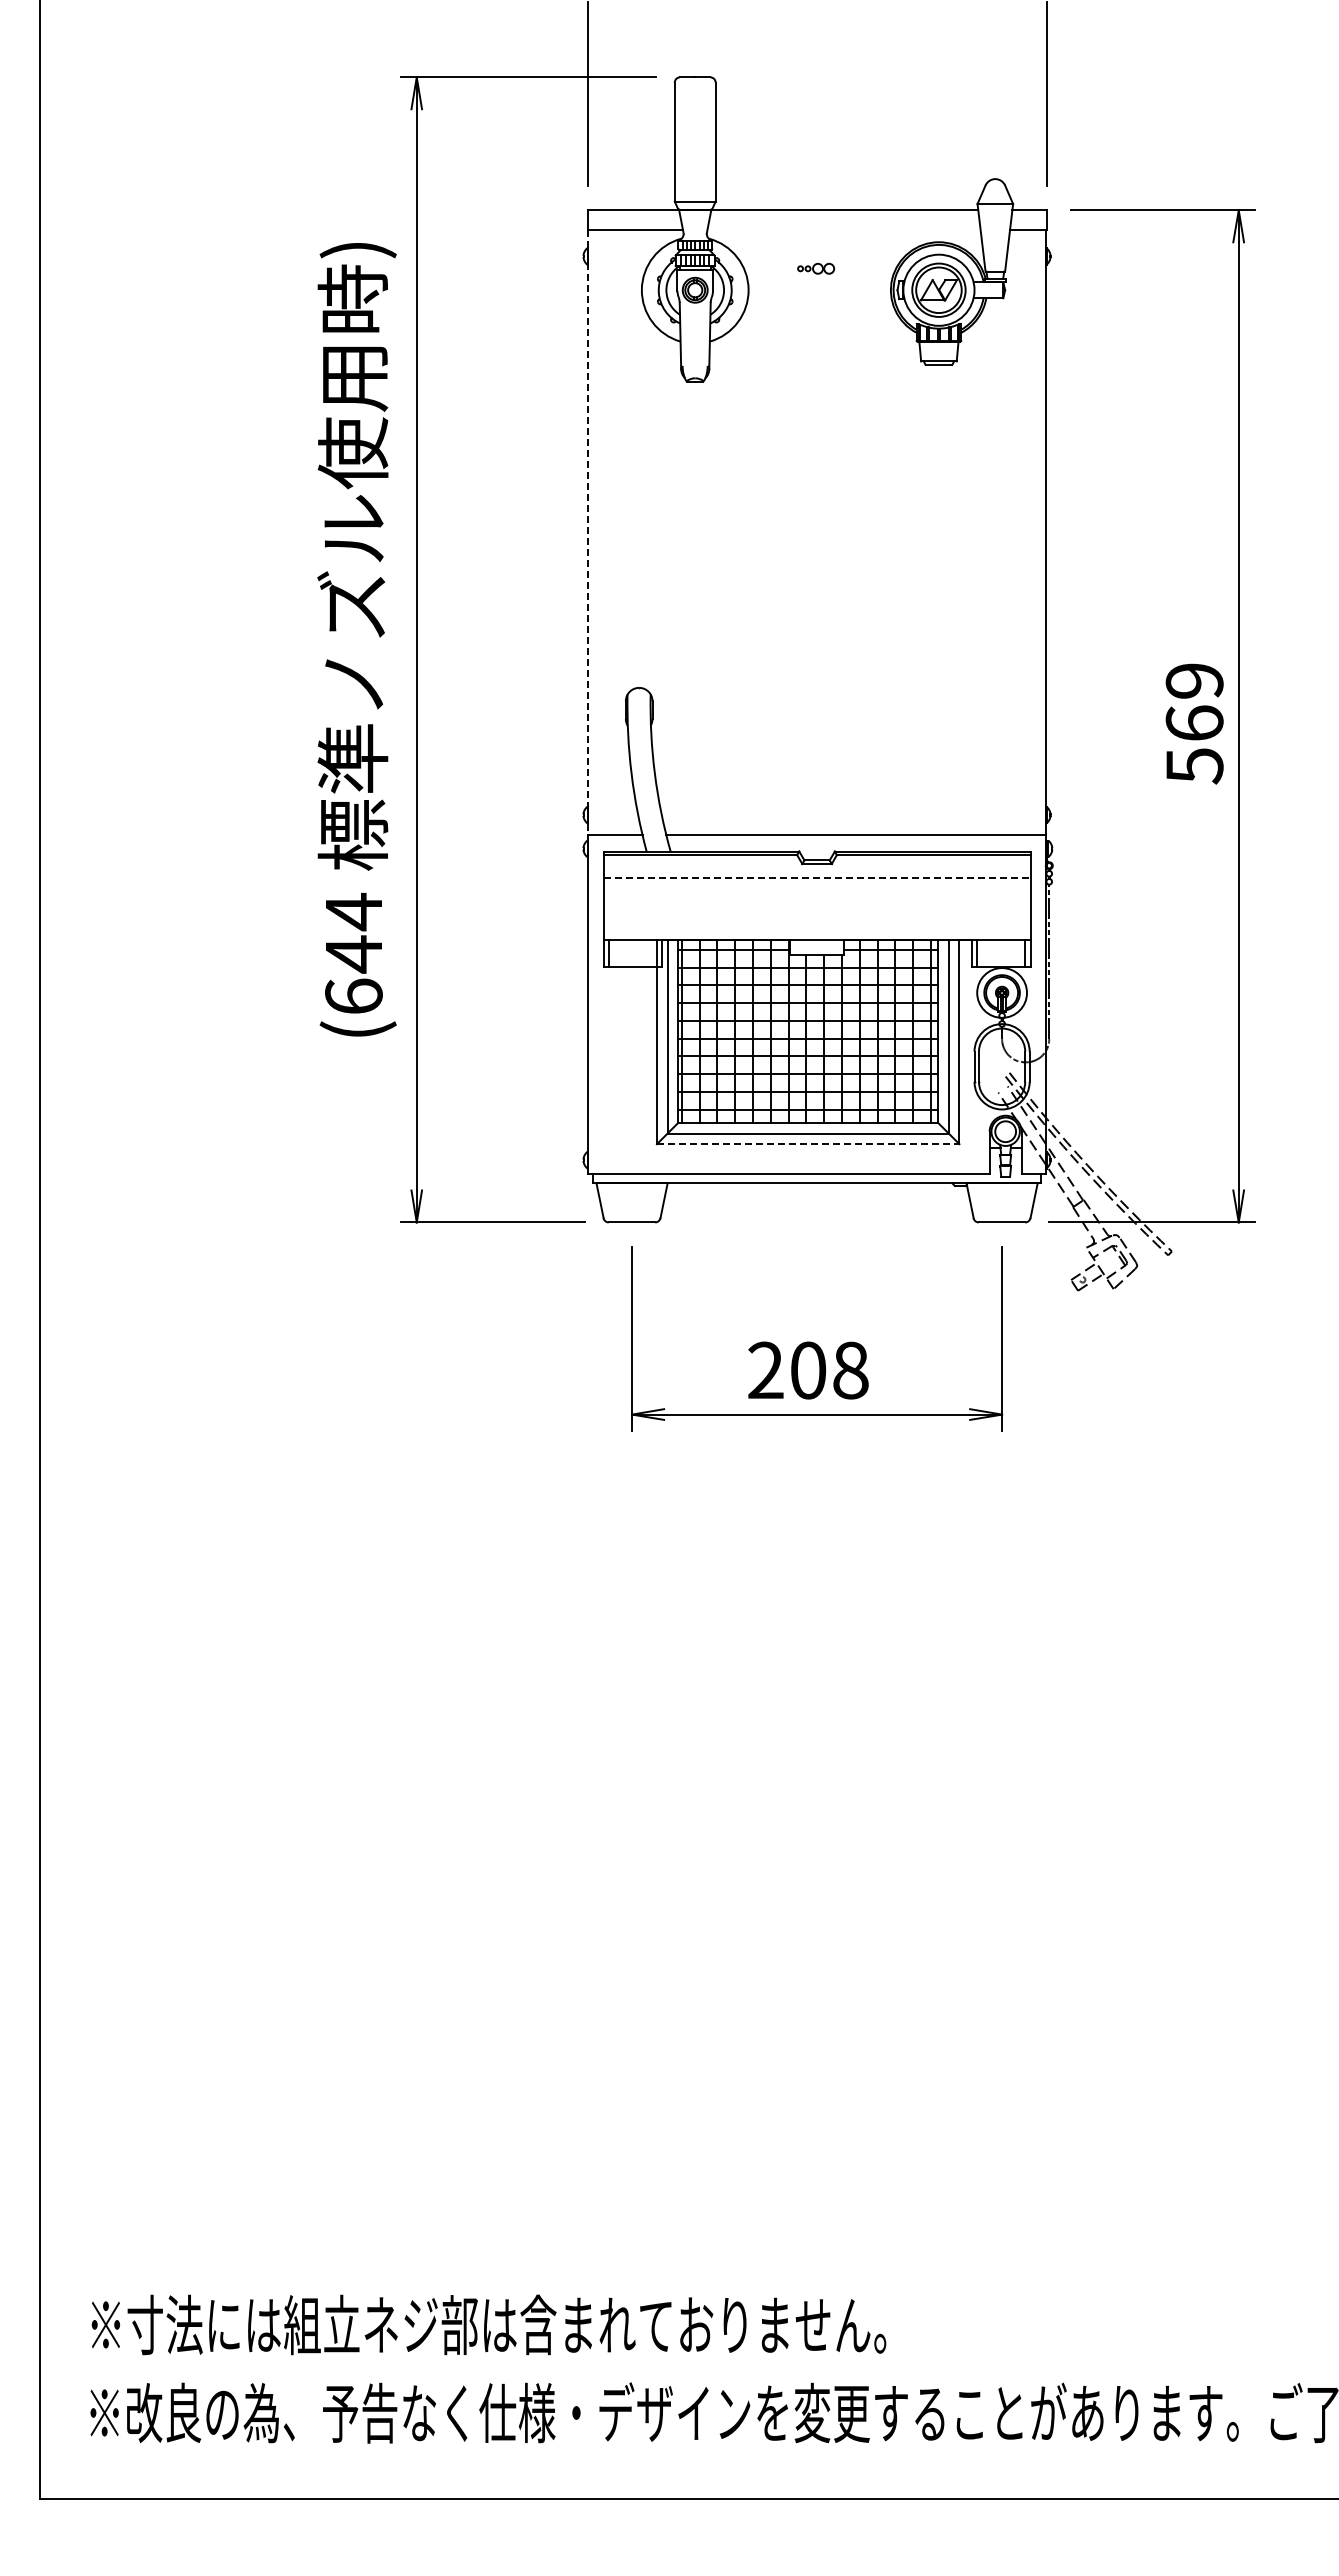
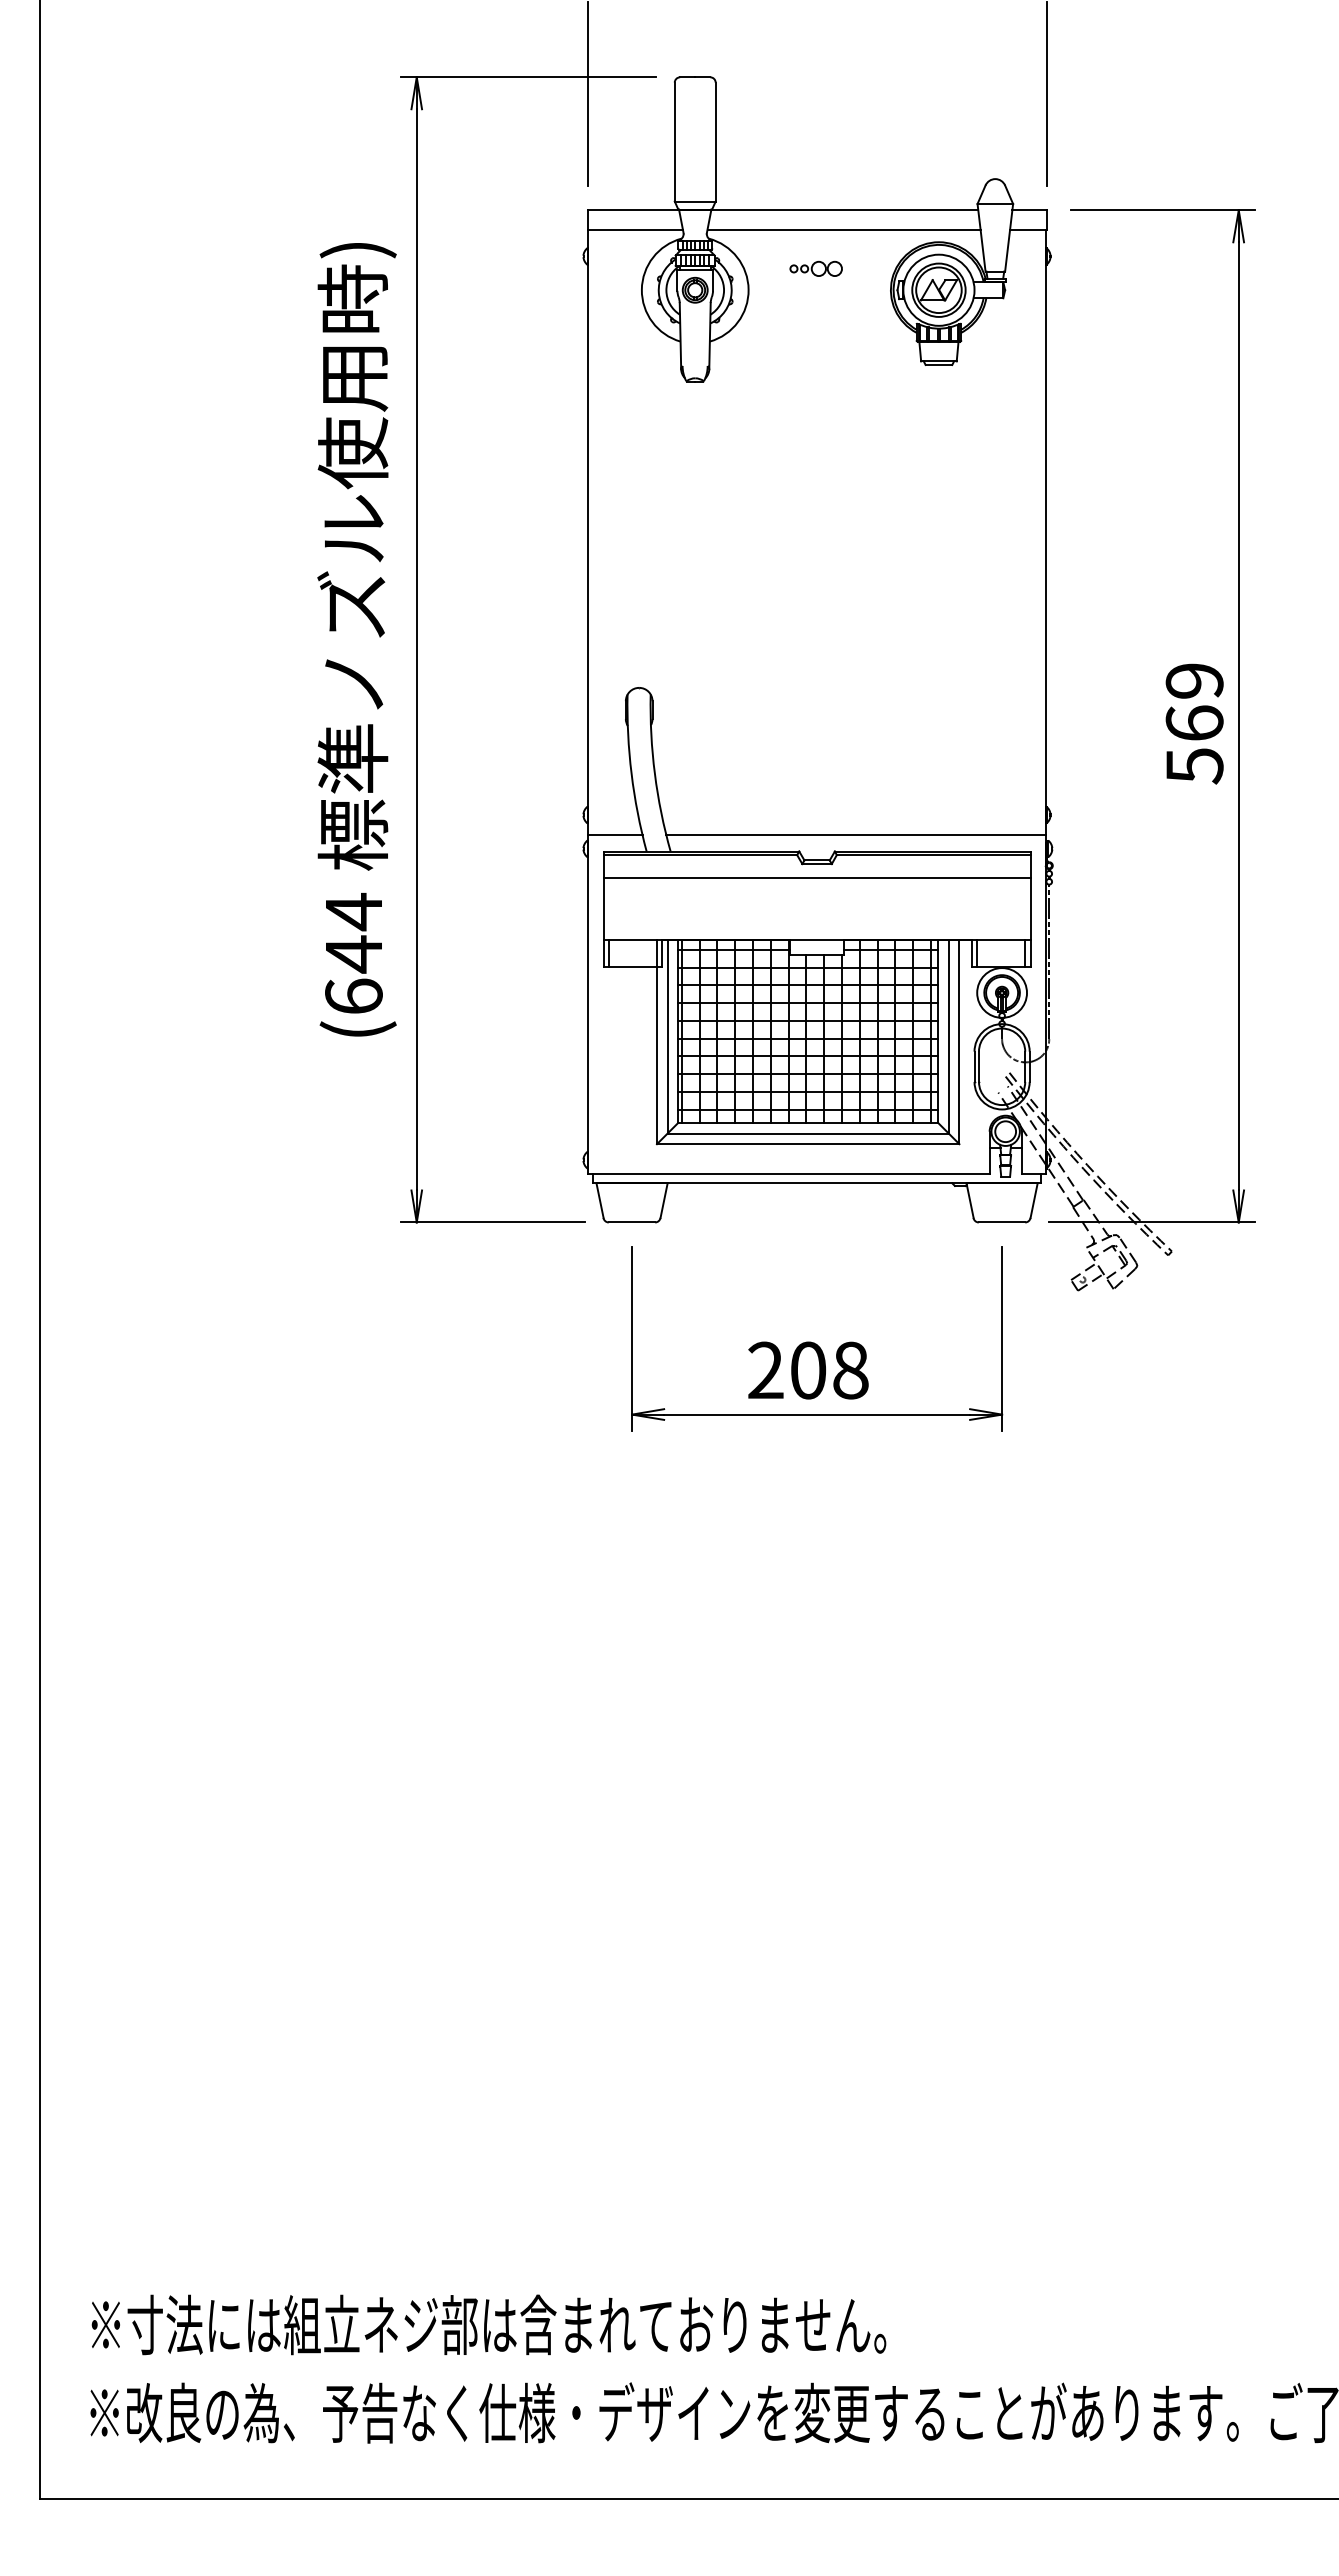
line: none -> present (843, 229)
part size: 39x13 px -> 54x17 px (815, 268)
line: dashed -> solid (588, 532)
line: dashed -> solid (817, 878)
line: dashed -> solid (808, 1144)
